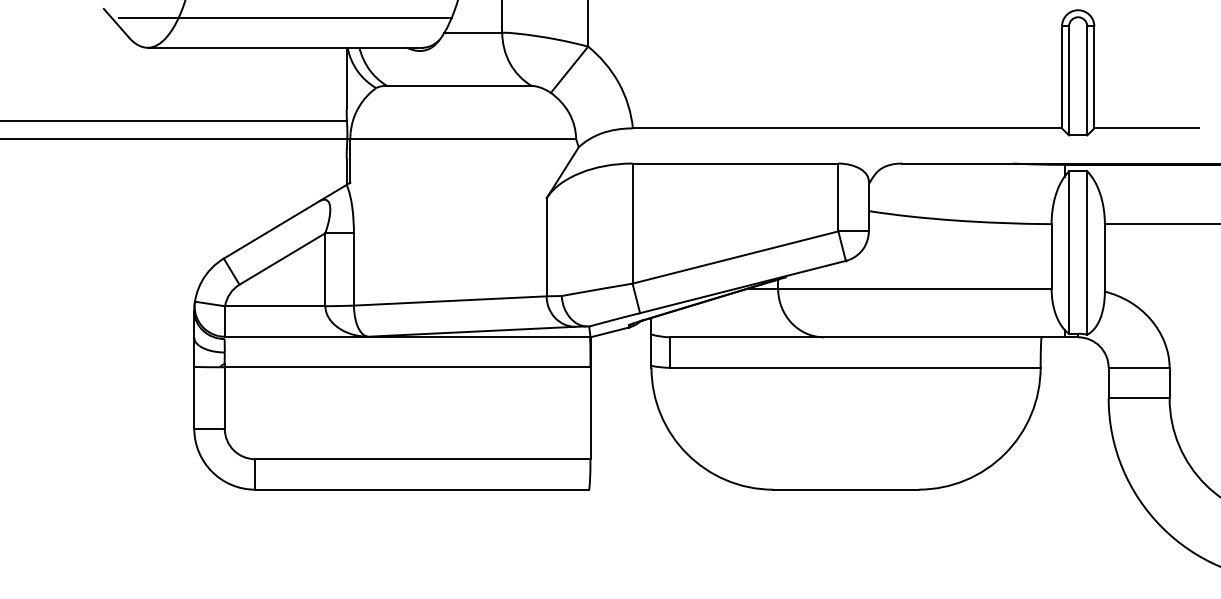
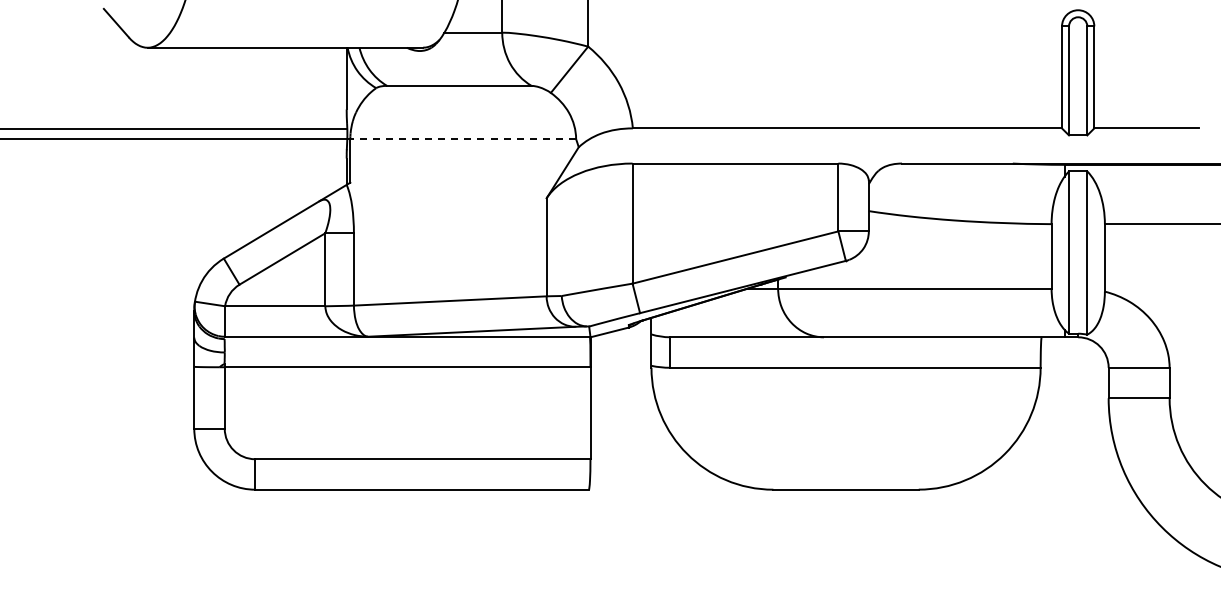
line: present -> none (285, 17)
line position: (174, 120) -> (174, 128) (174, 128)
line: solid -> dashed (462, 139)
